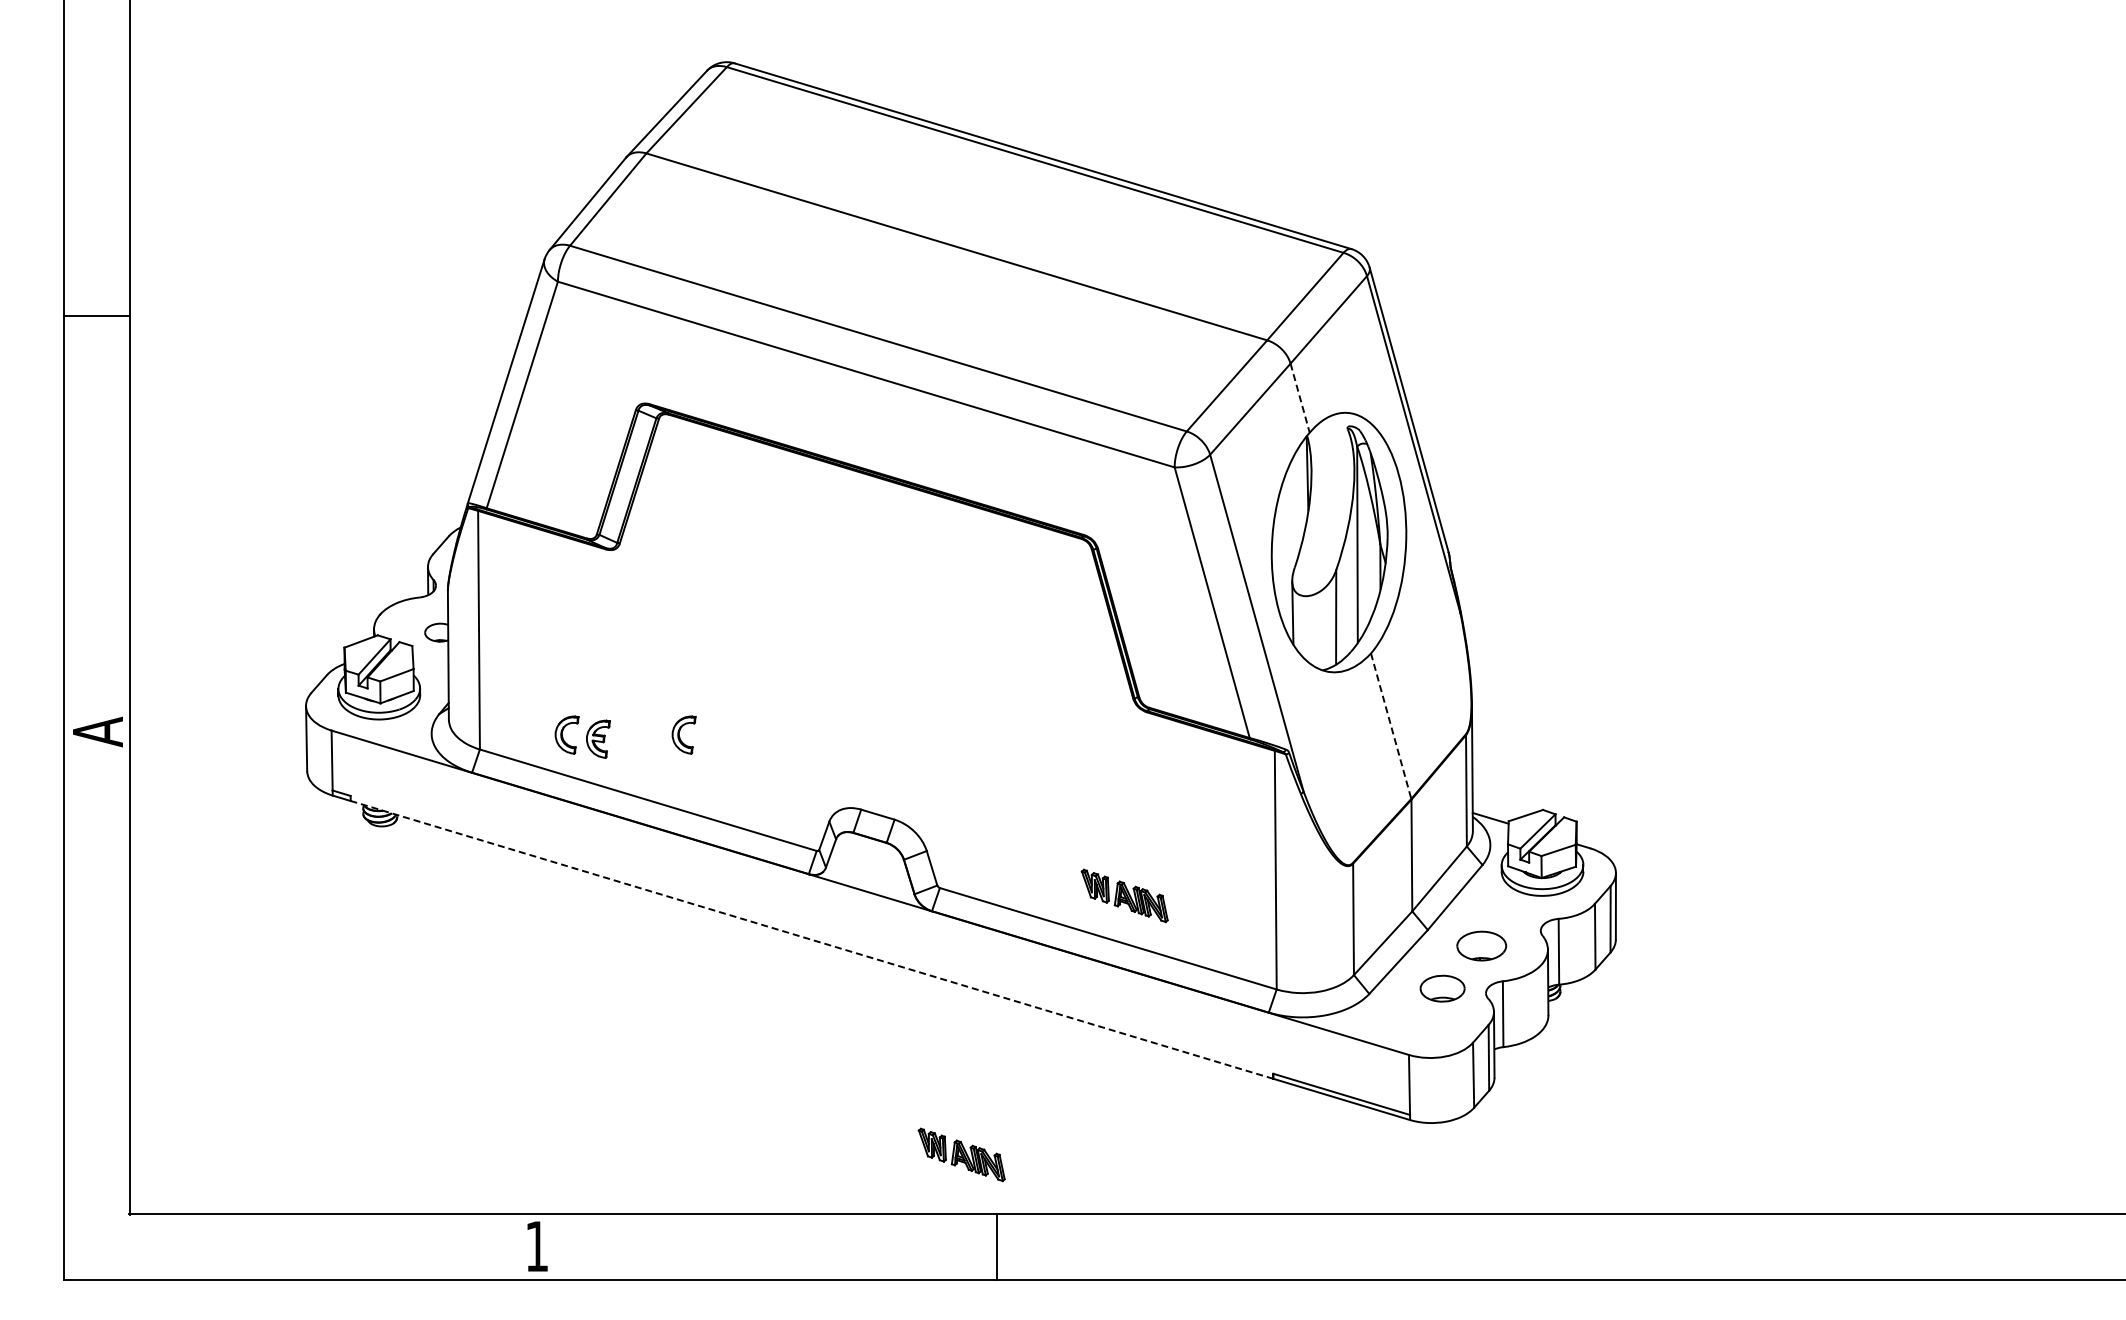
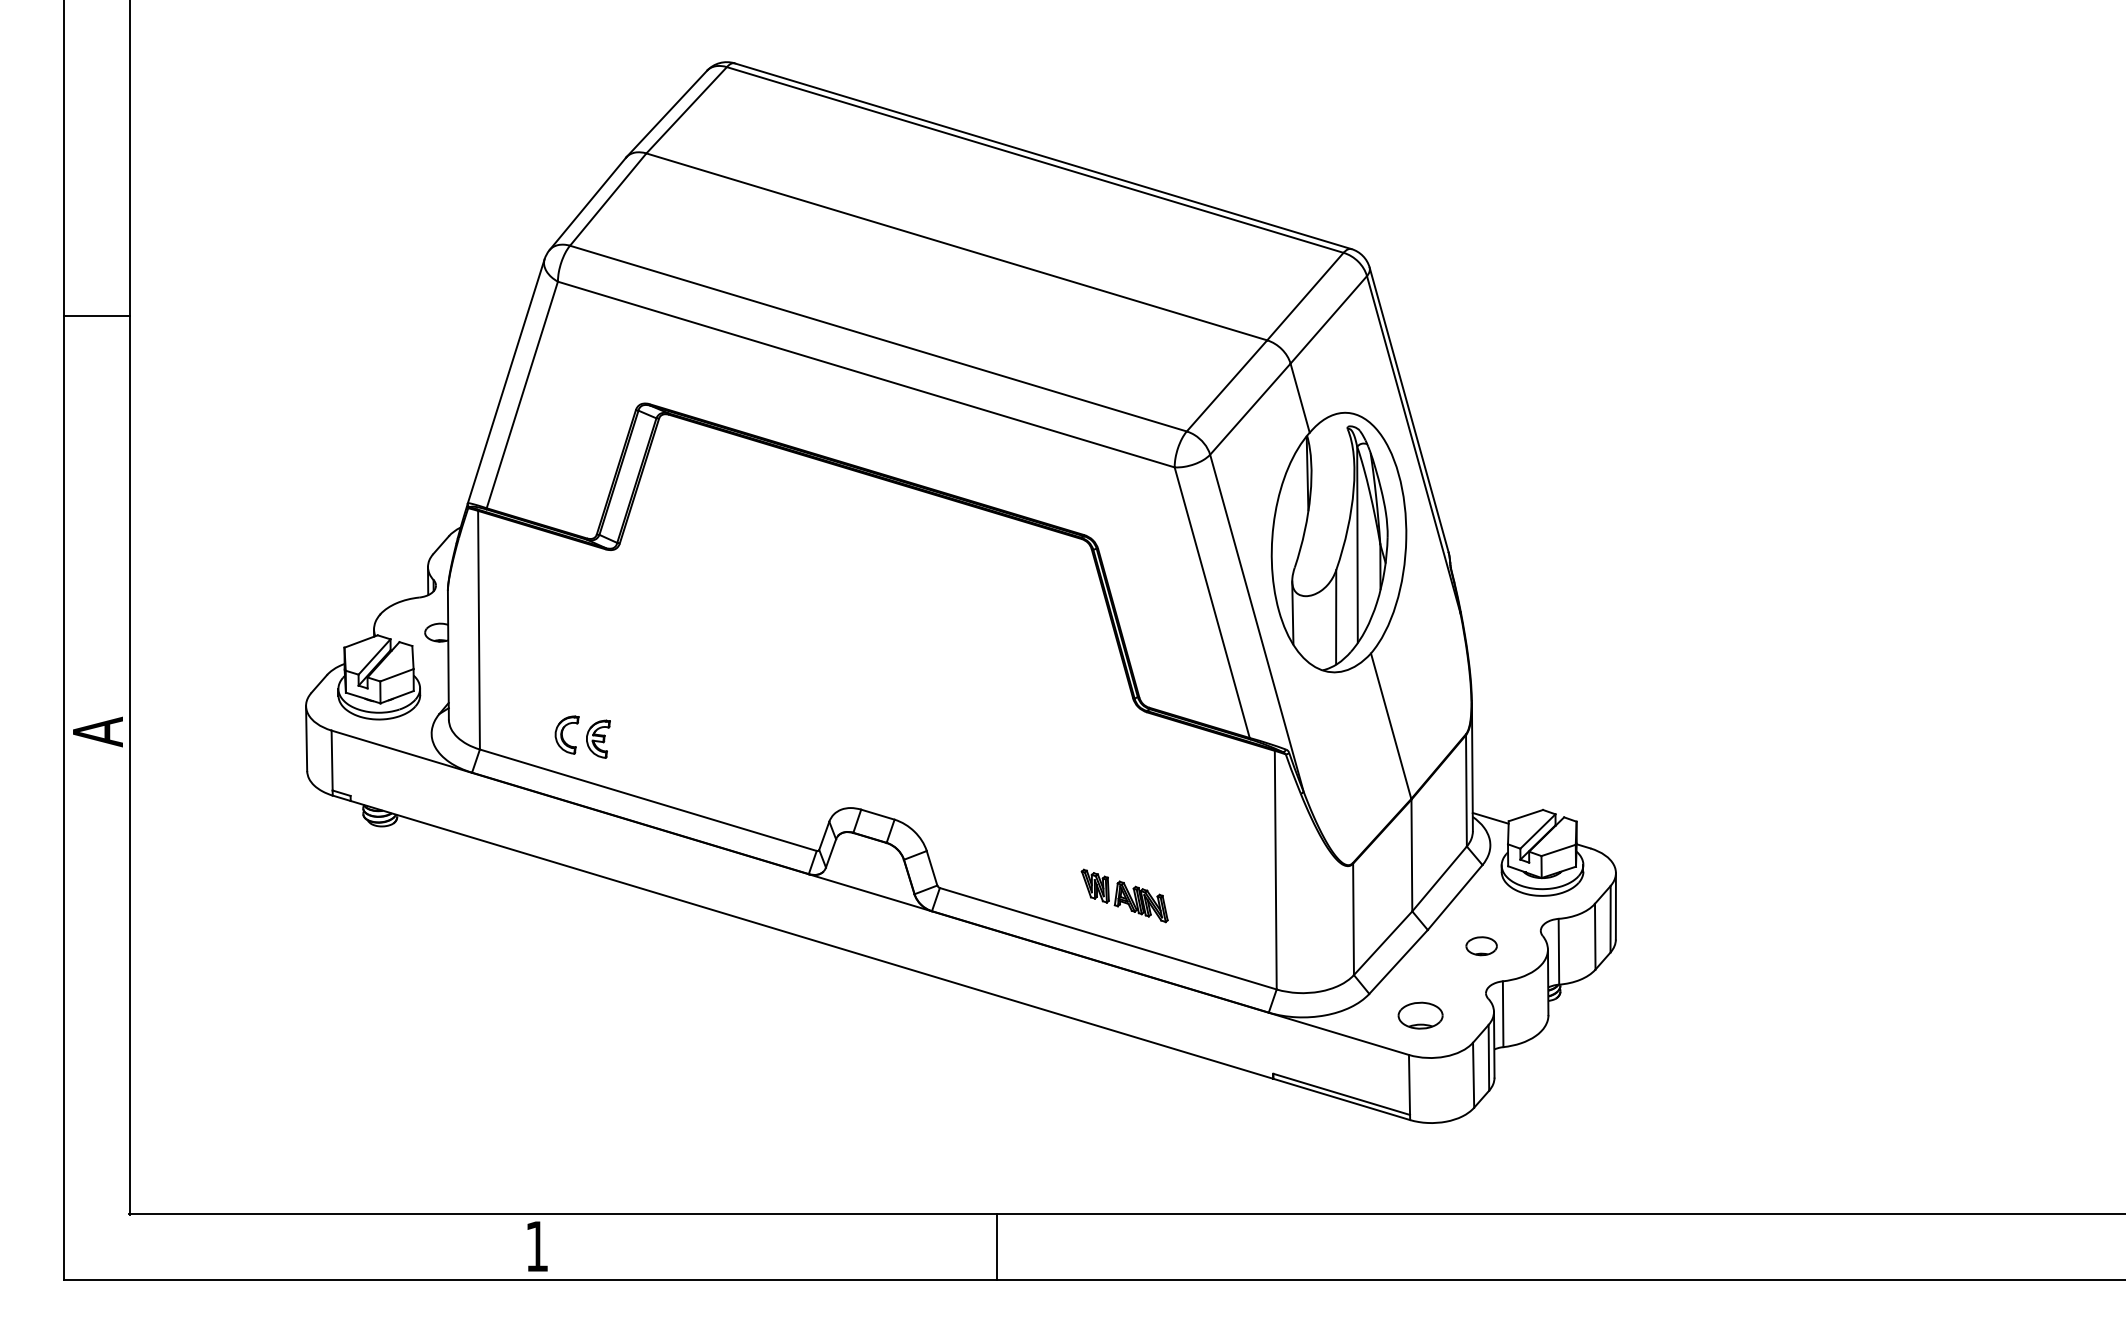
line: dashed -> solid (1300, 398)
line: dashed -> solid (1391, 726)
part: present -> none (683, 734)
line: dashed -> solid (812, 939)
part size: 52x32 px -> 33x21 px (1481, 946)
part position: (1442, 988) -> (1420, 1015) (1420, 1015)
part: present -> none (961, 1154)
